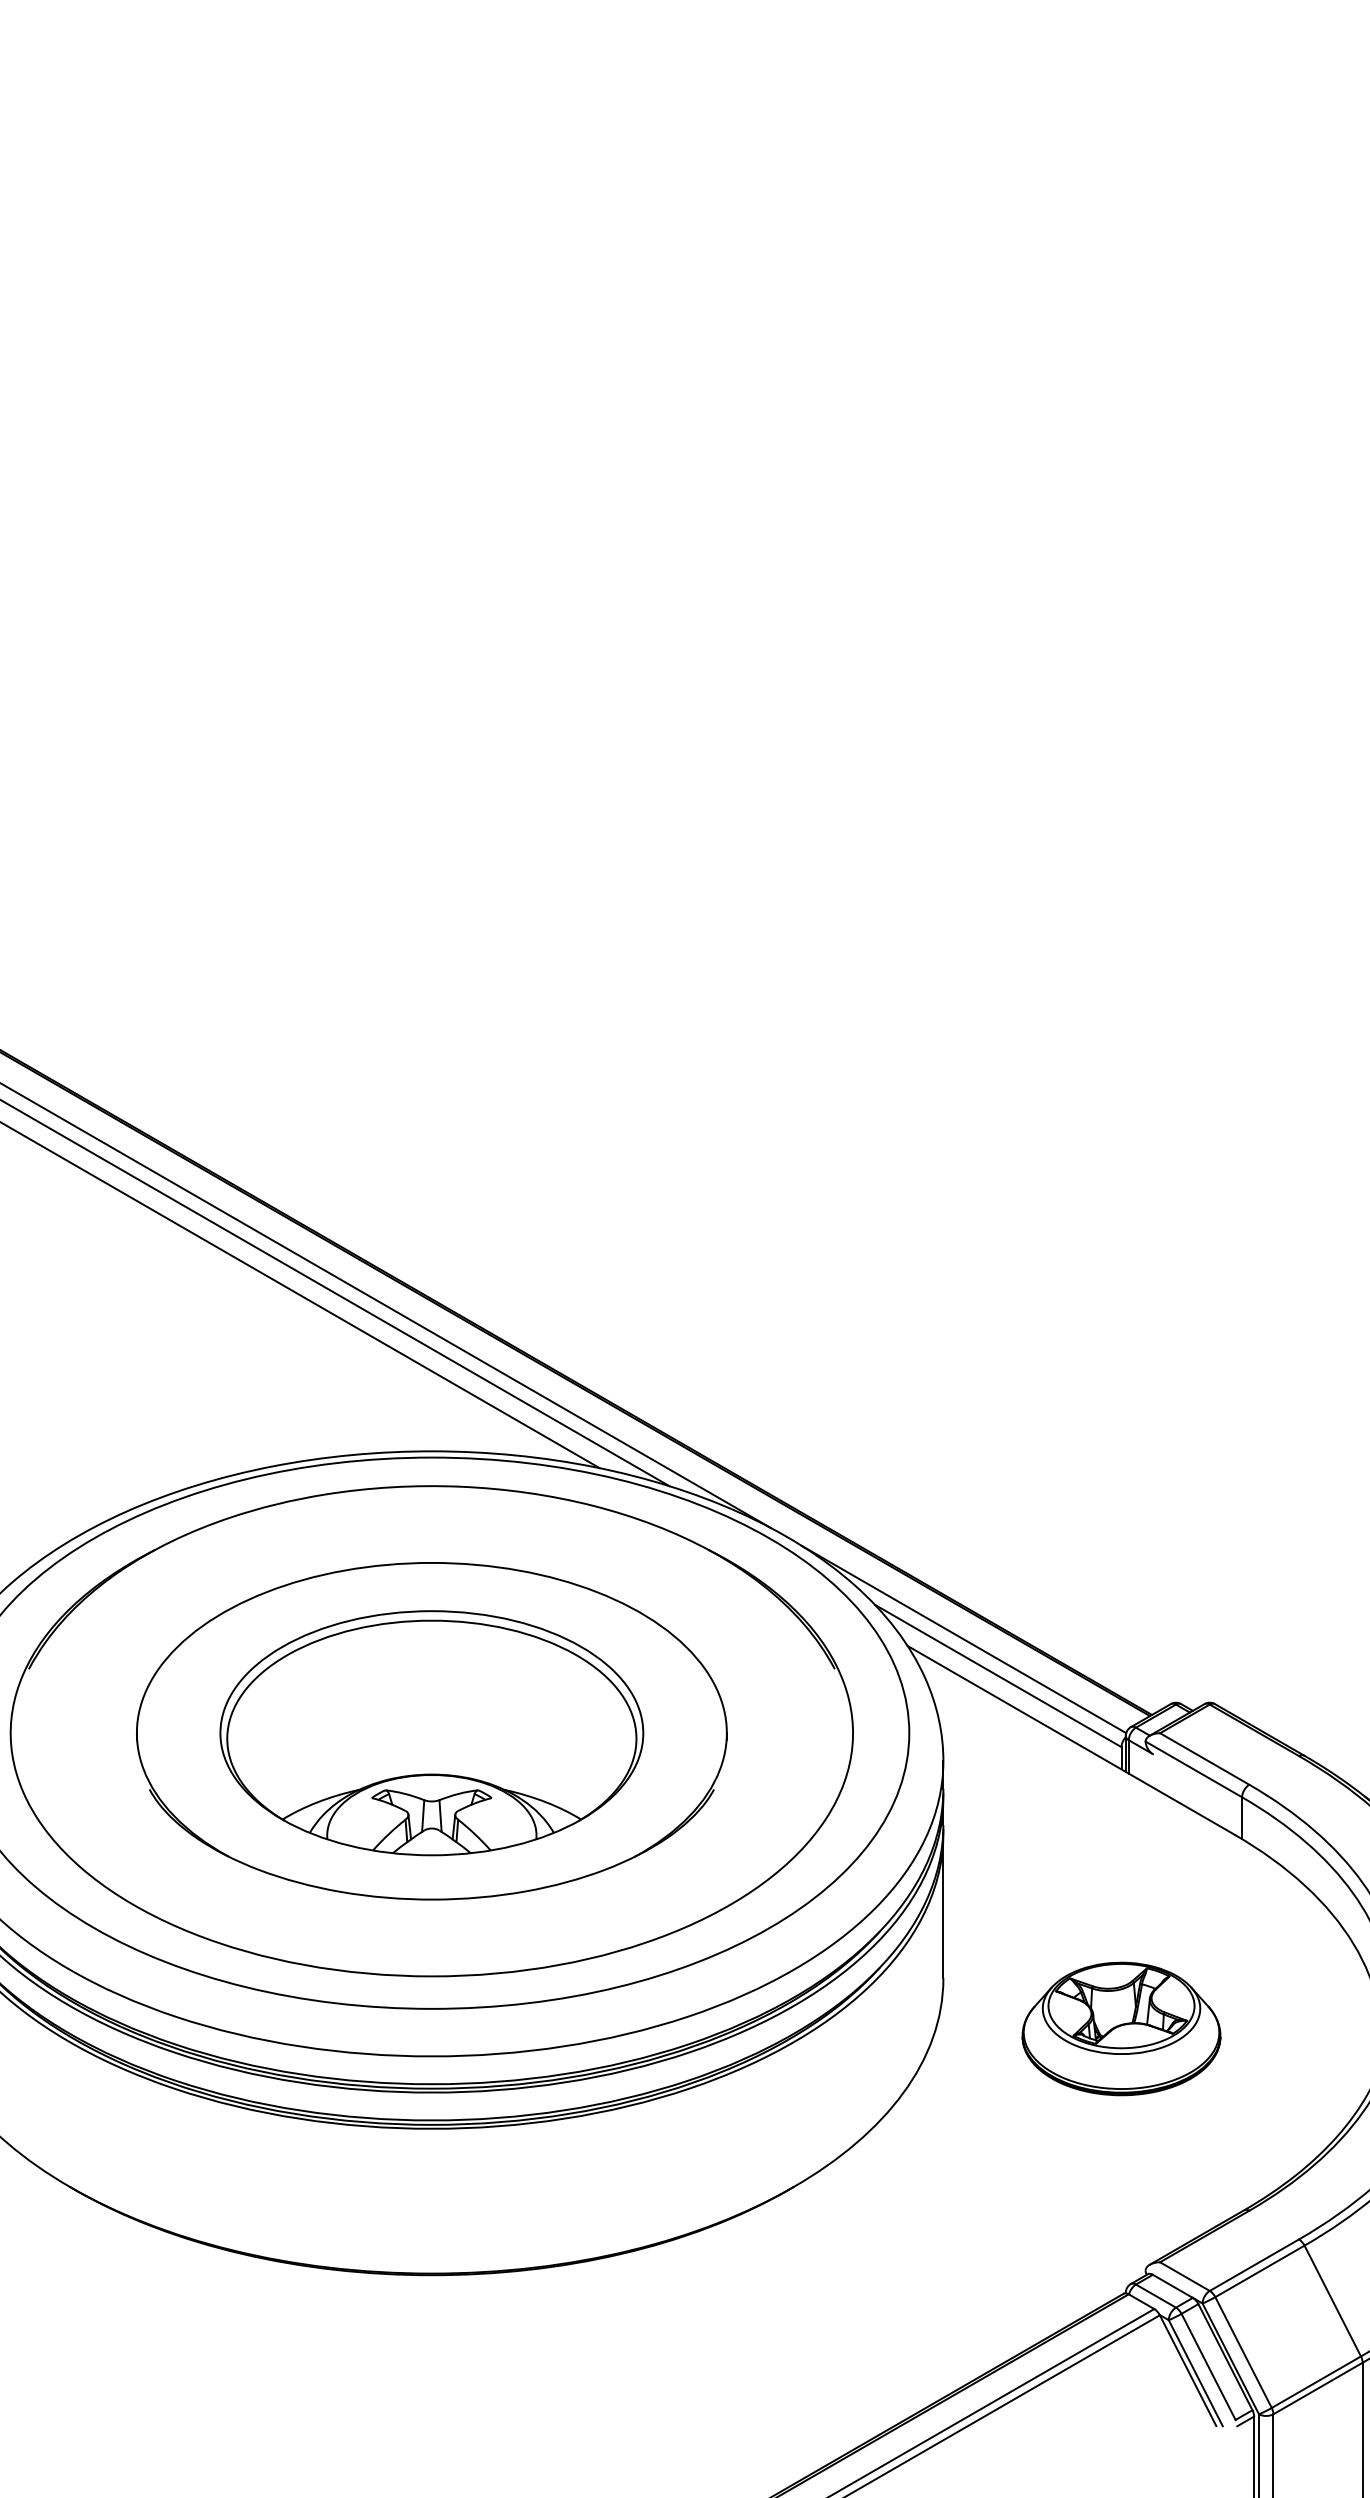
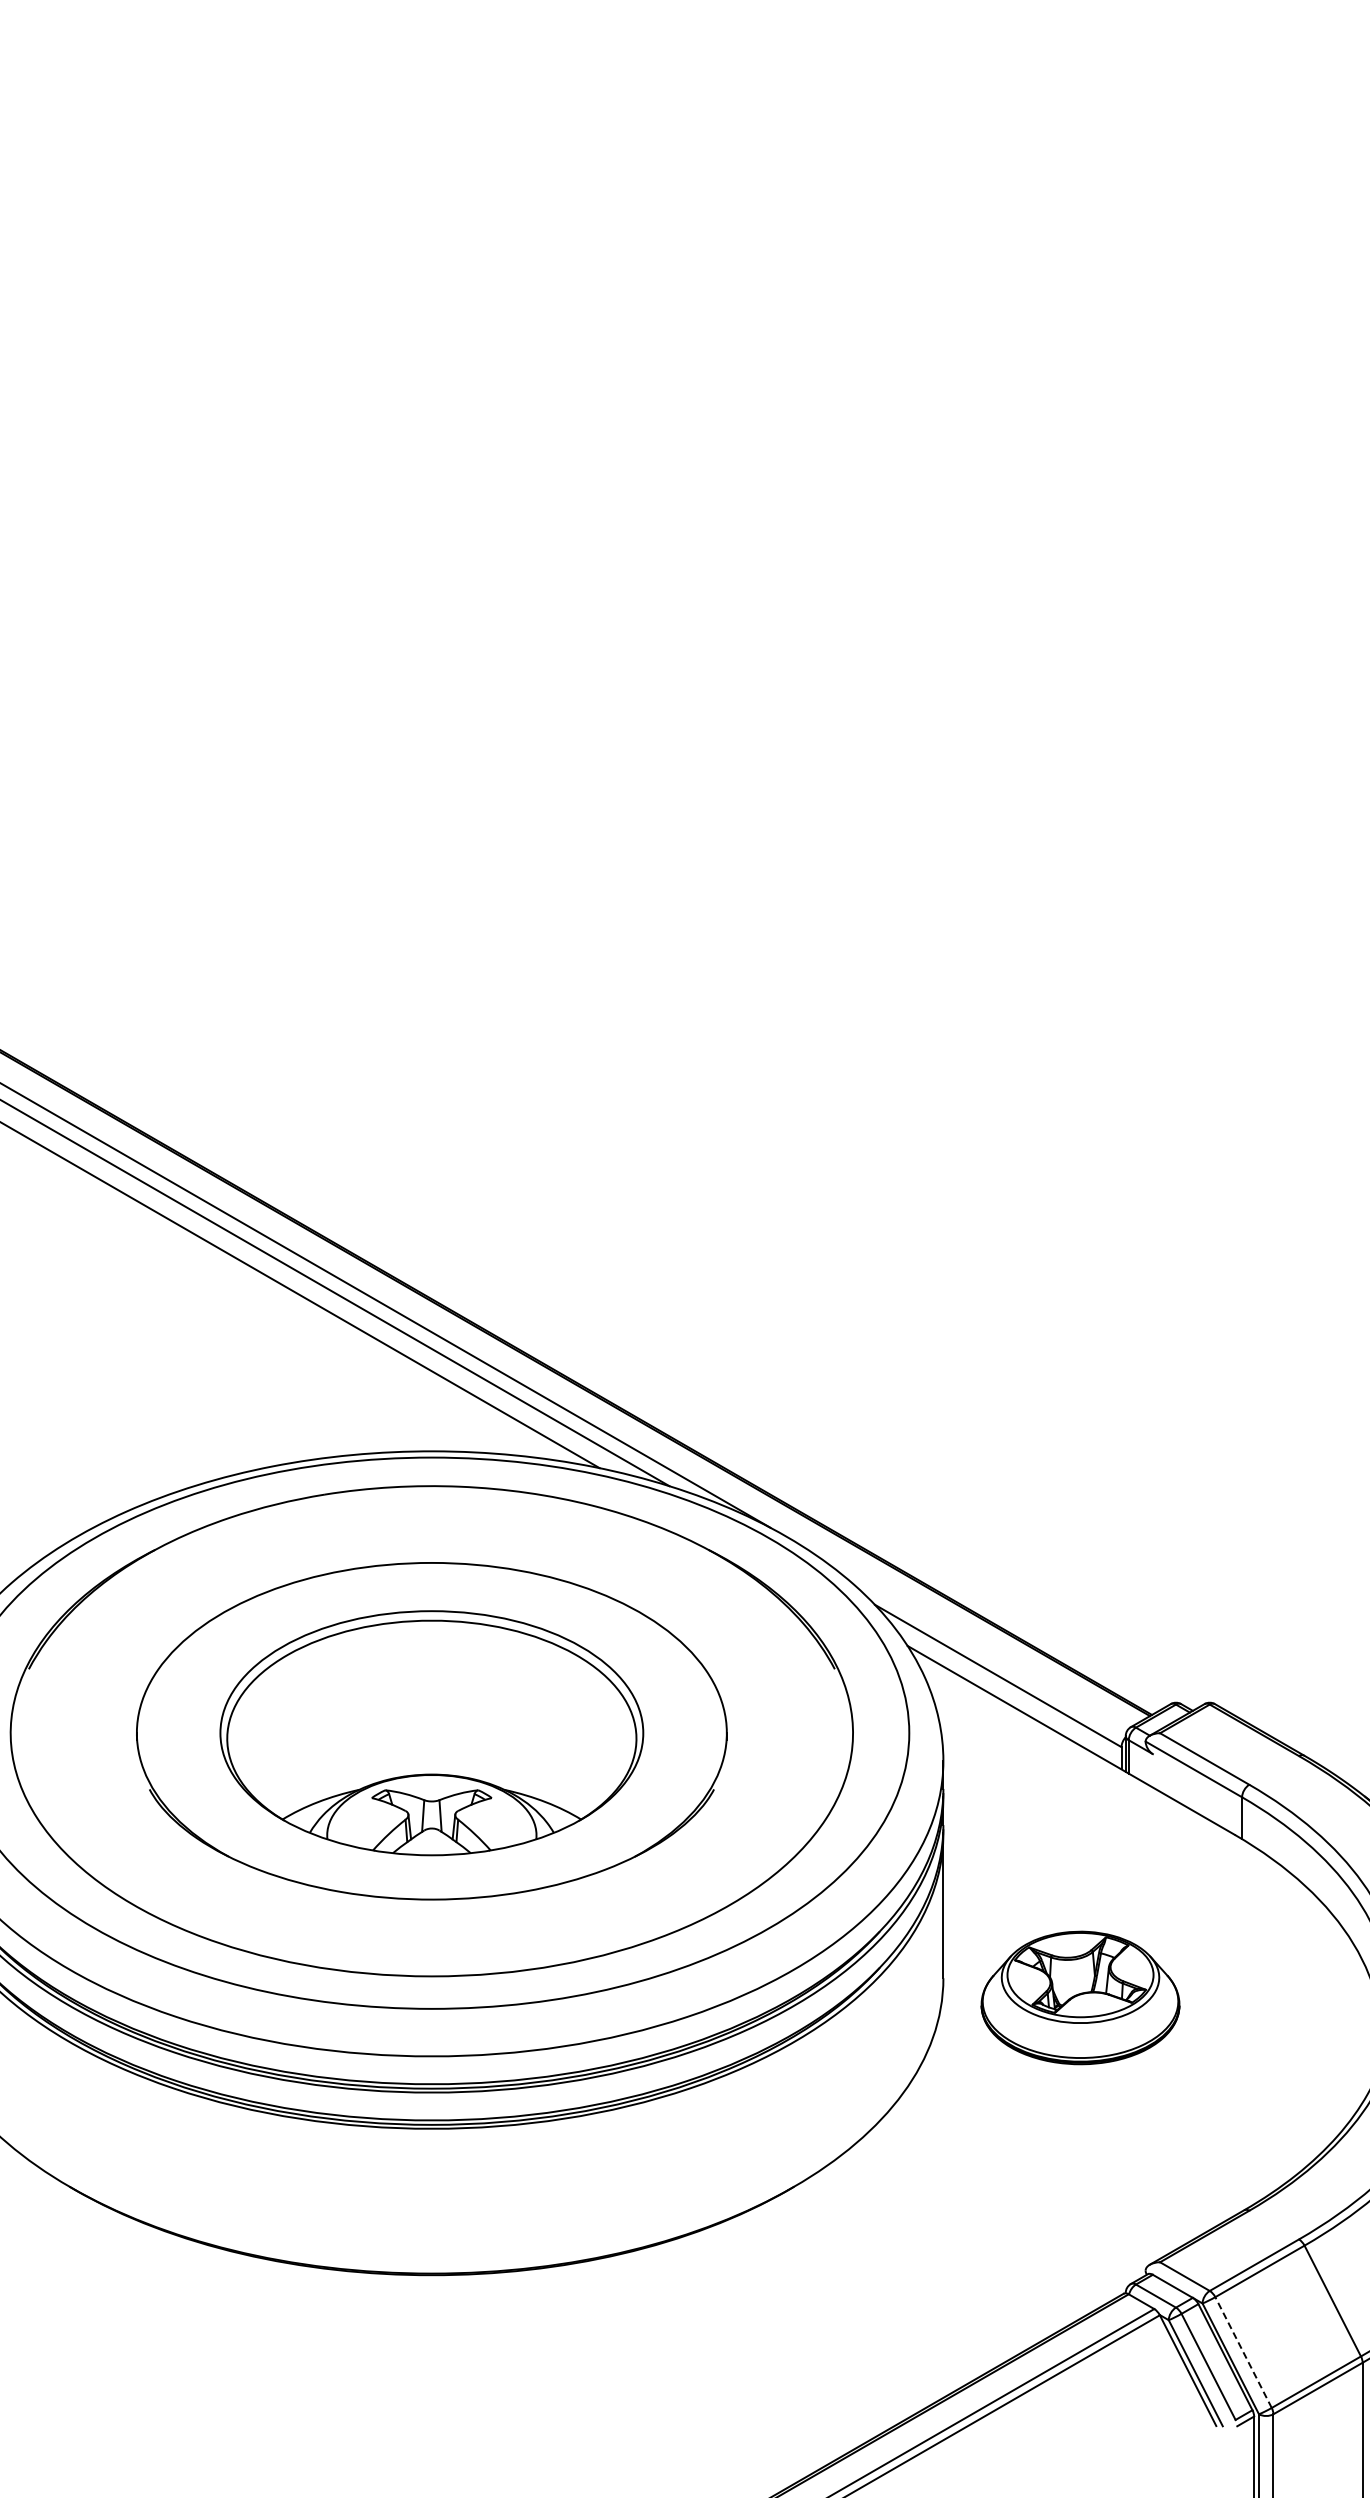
line: present -> none (963, 1639)
part position: (1121, 2028) -> (1080, 1997) (1080, 1997)
line: solid -> dashed (1243, 2352)
